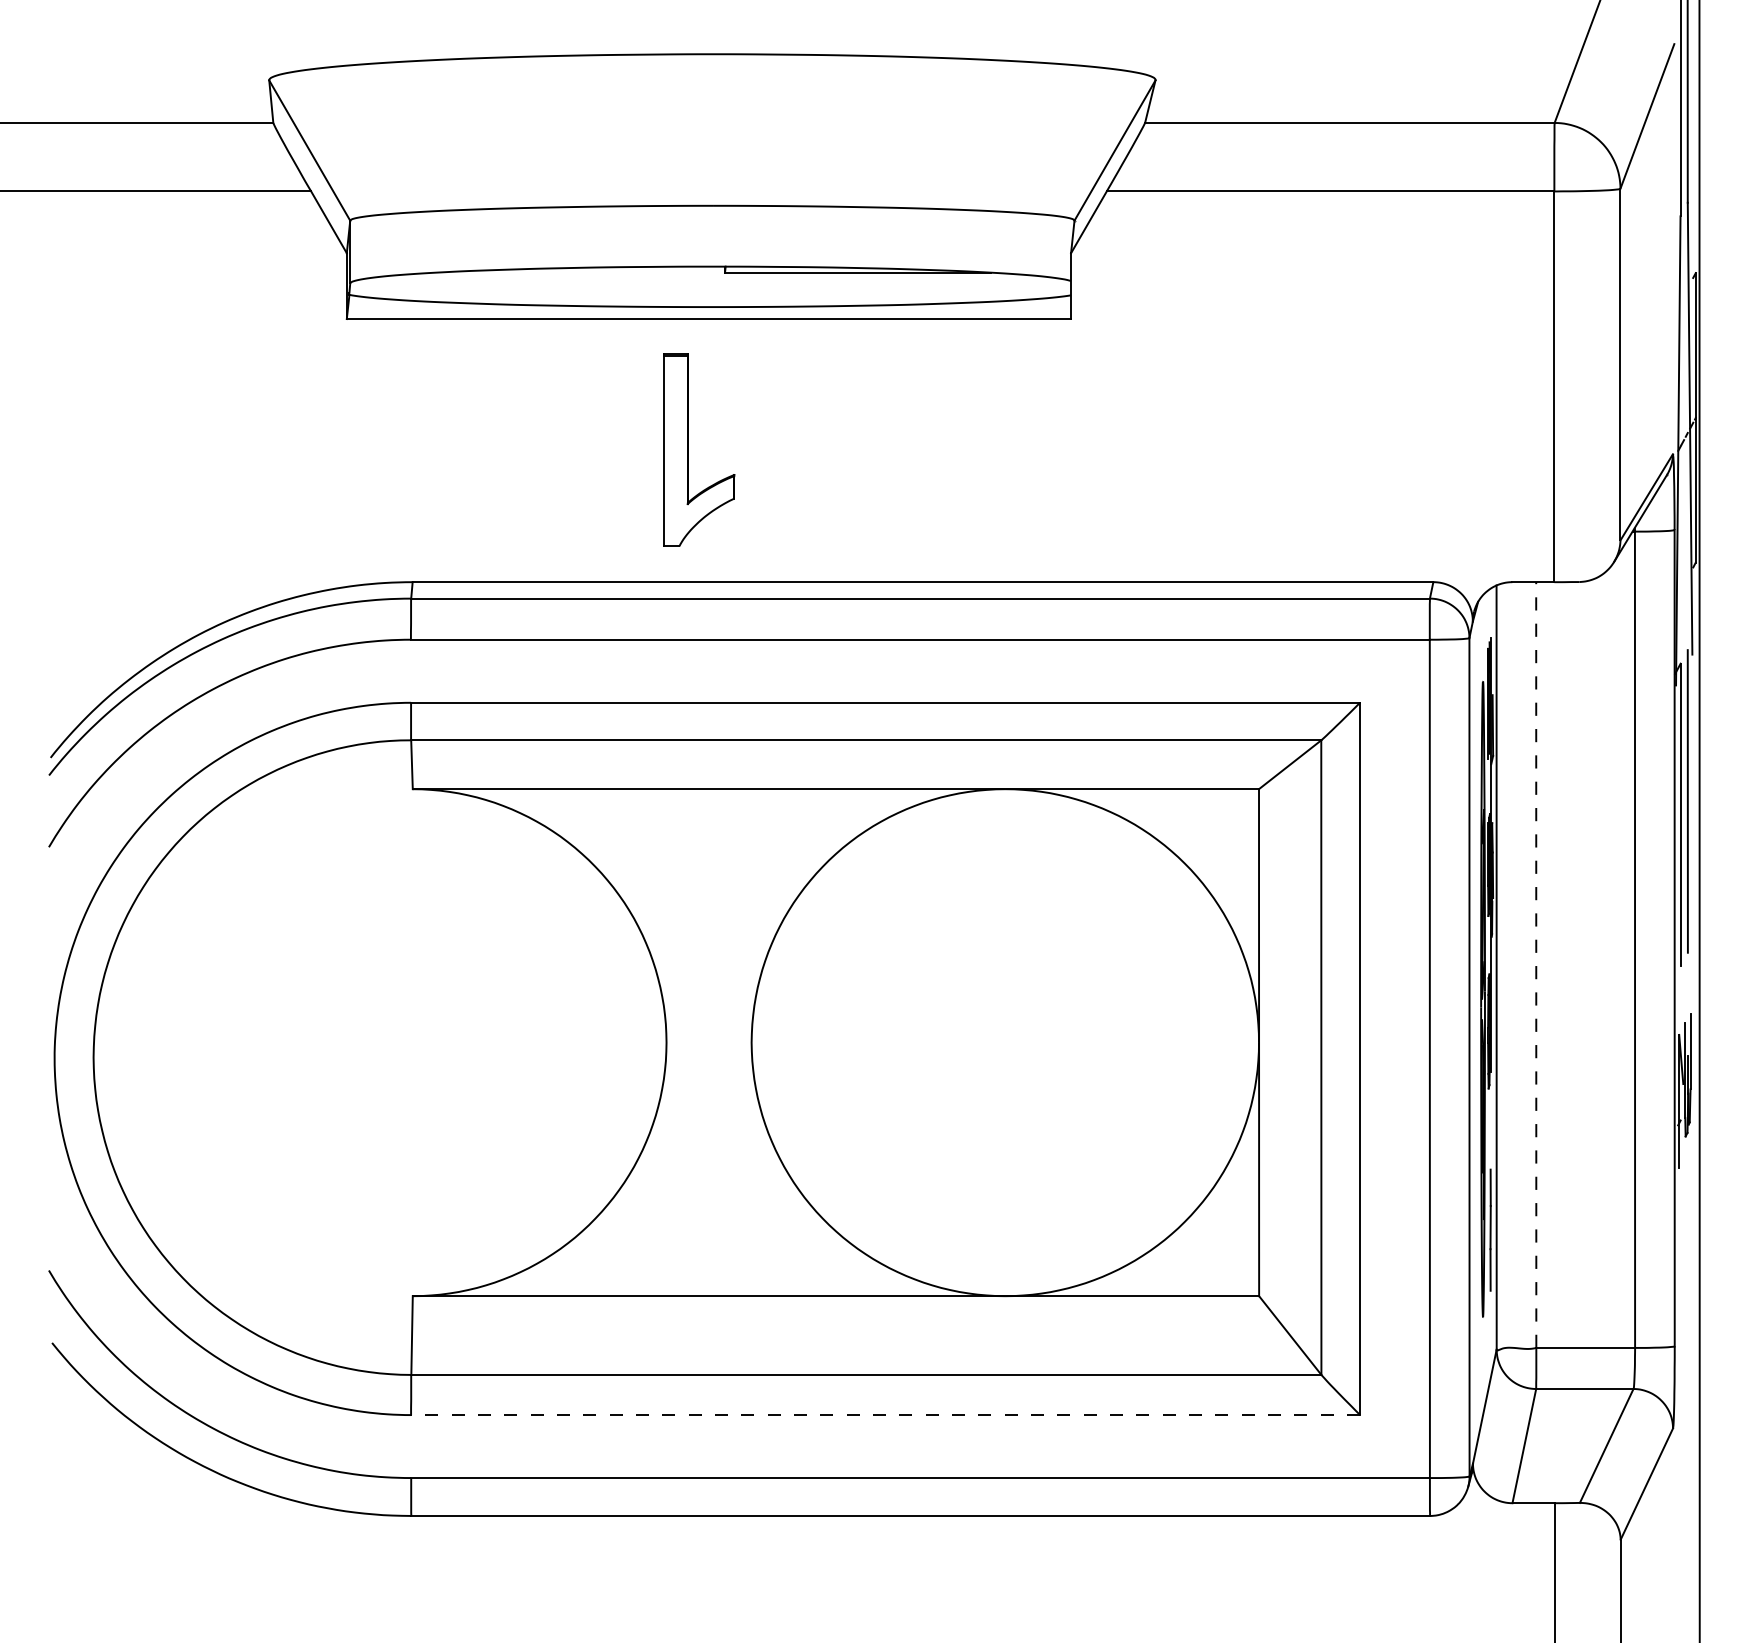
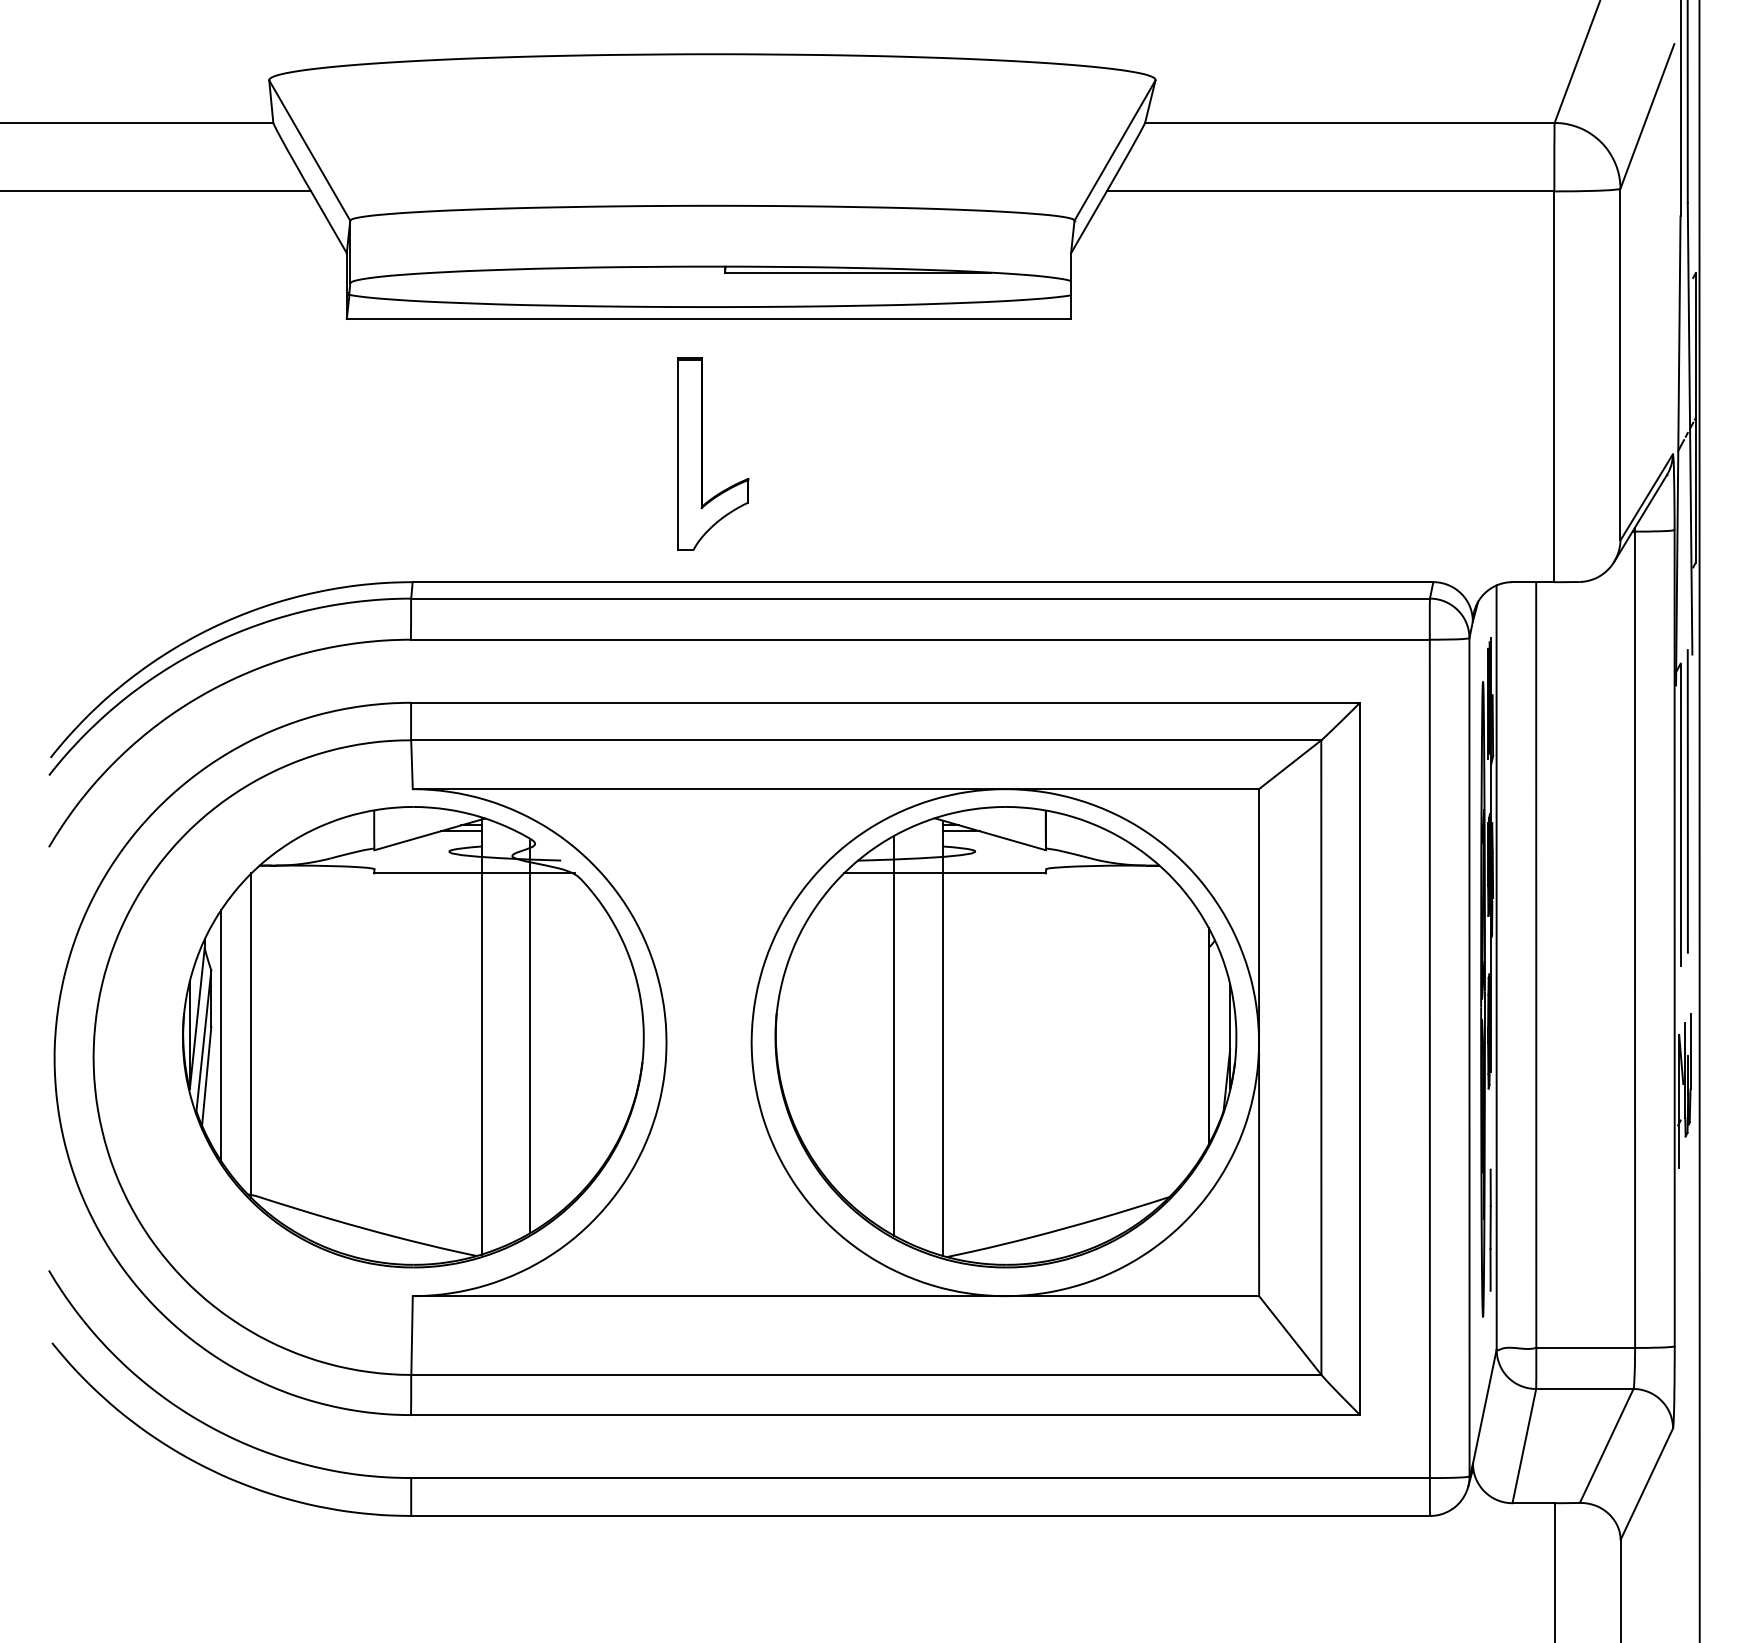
part position: (688, 449) -> (702, 453) (702, 453)
line: dashed -> solid (1536, 965)
part: none -> present (413, 1037)
part: none -> present (1005, 1037)
line: dashed -> solid (885, 1415)
